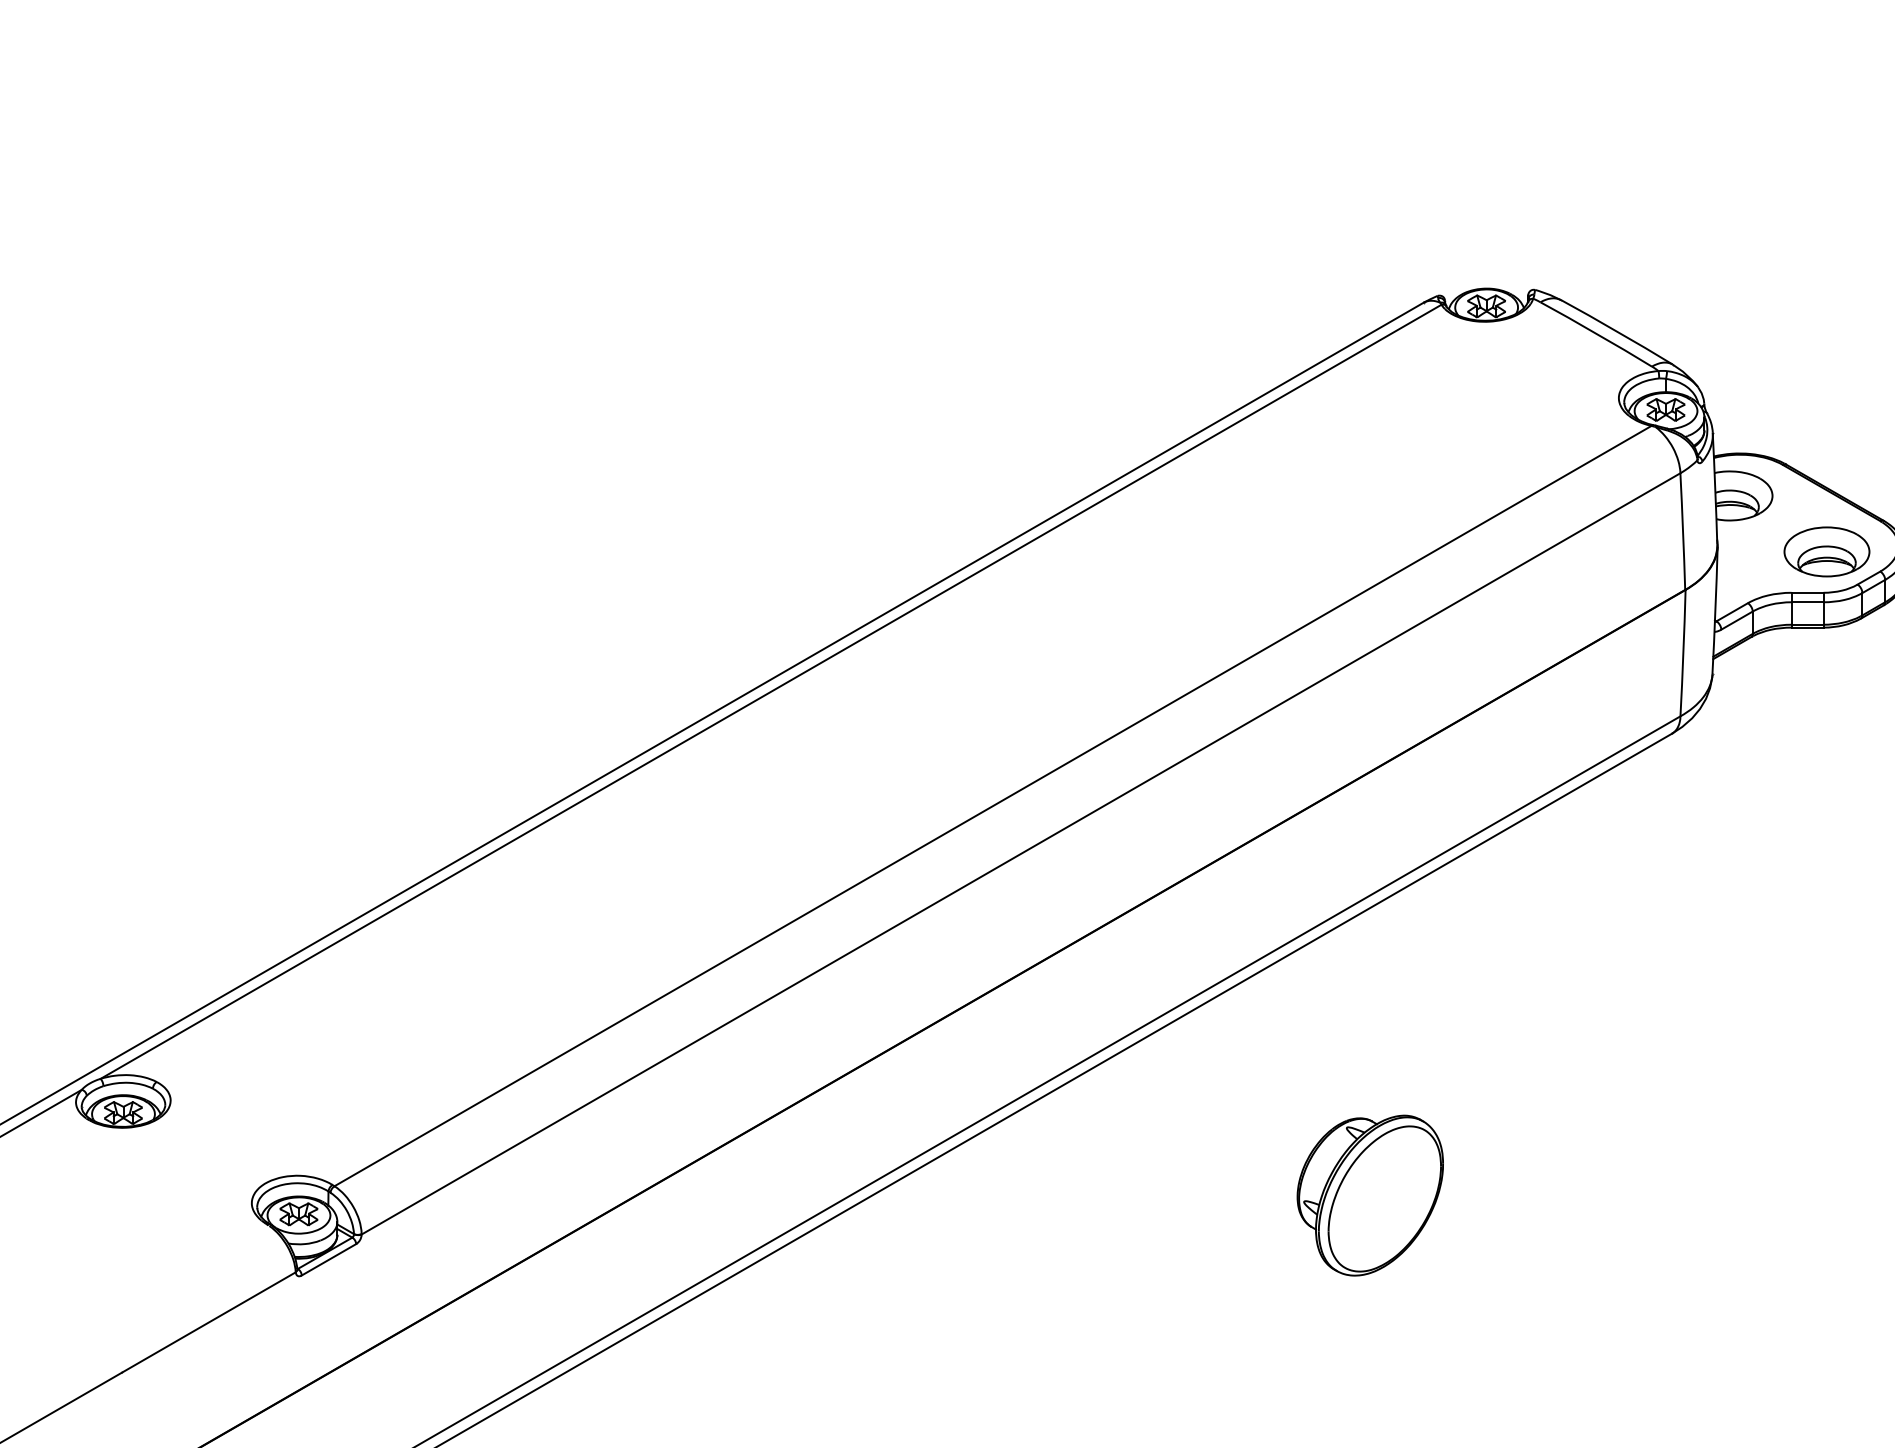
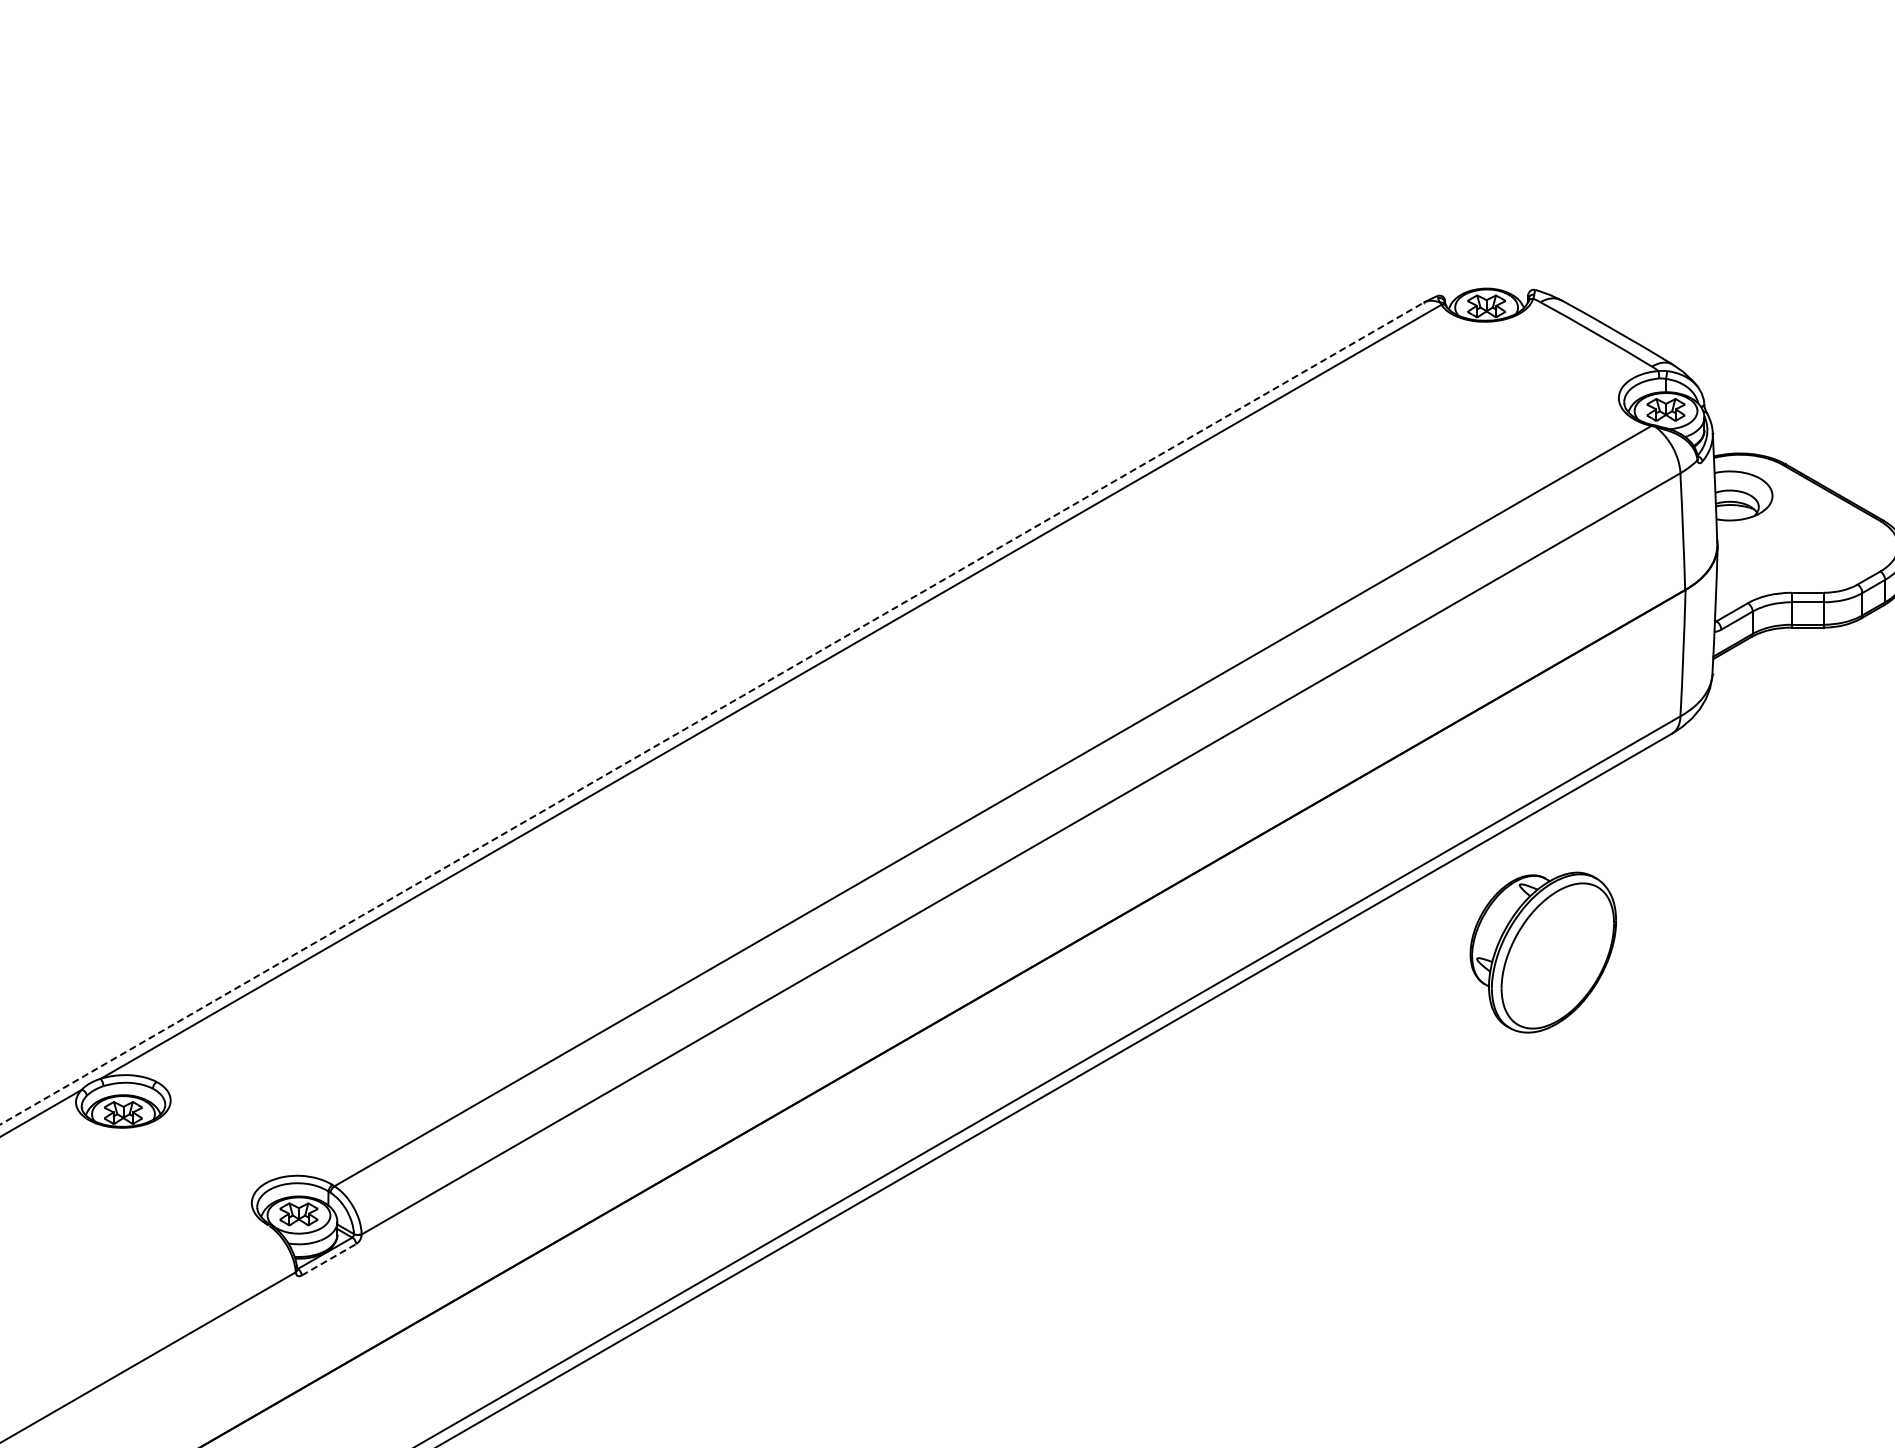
part: present -> none (1826, 551)
line: solid -> dashed (712, 713)
part position: (1369, 1195) -> (1542, 952) (1542, 952)
line: solid -> dashed (329, 1259)
